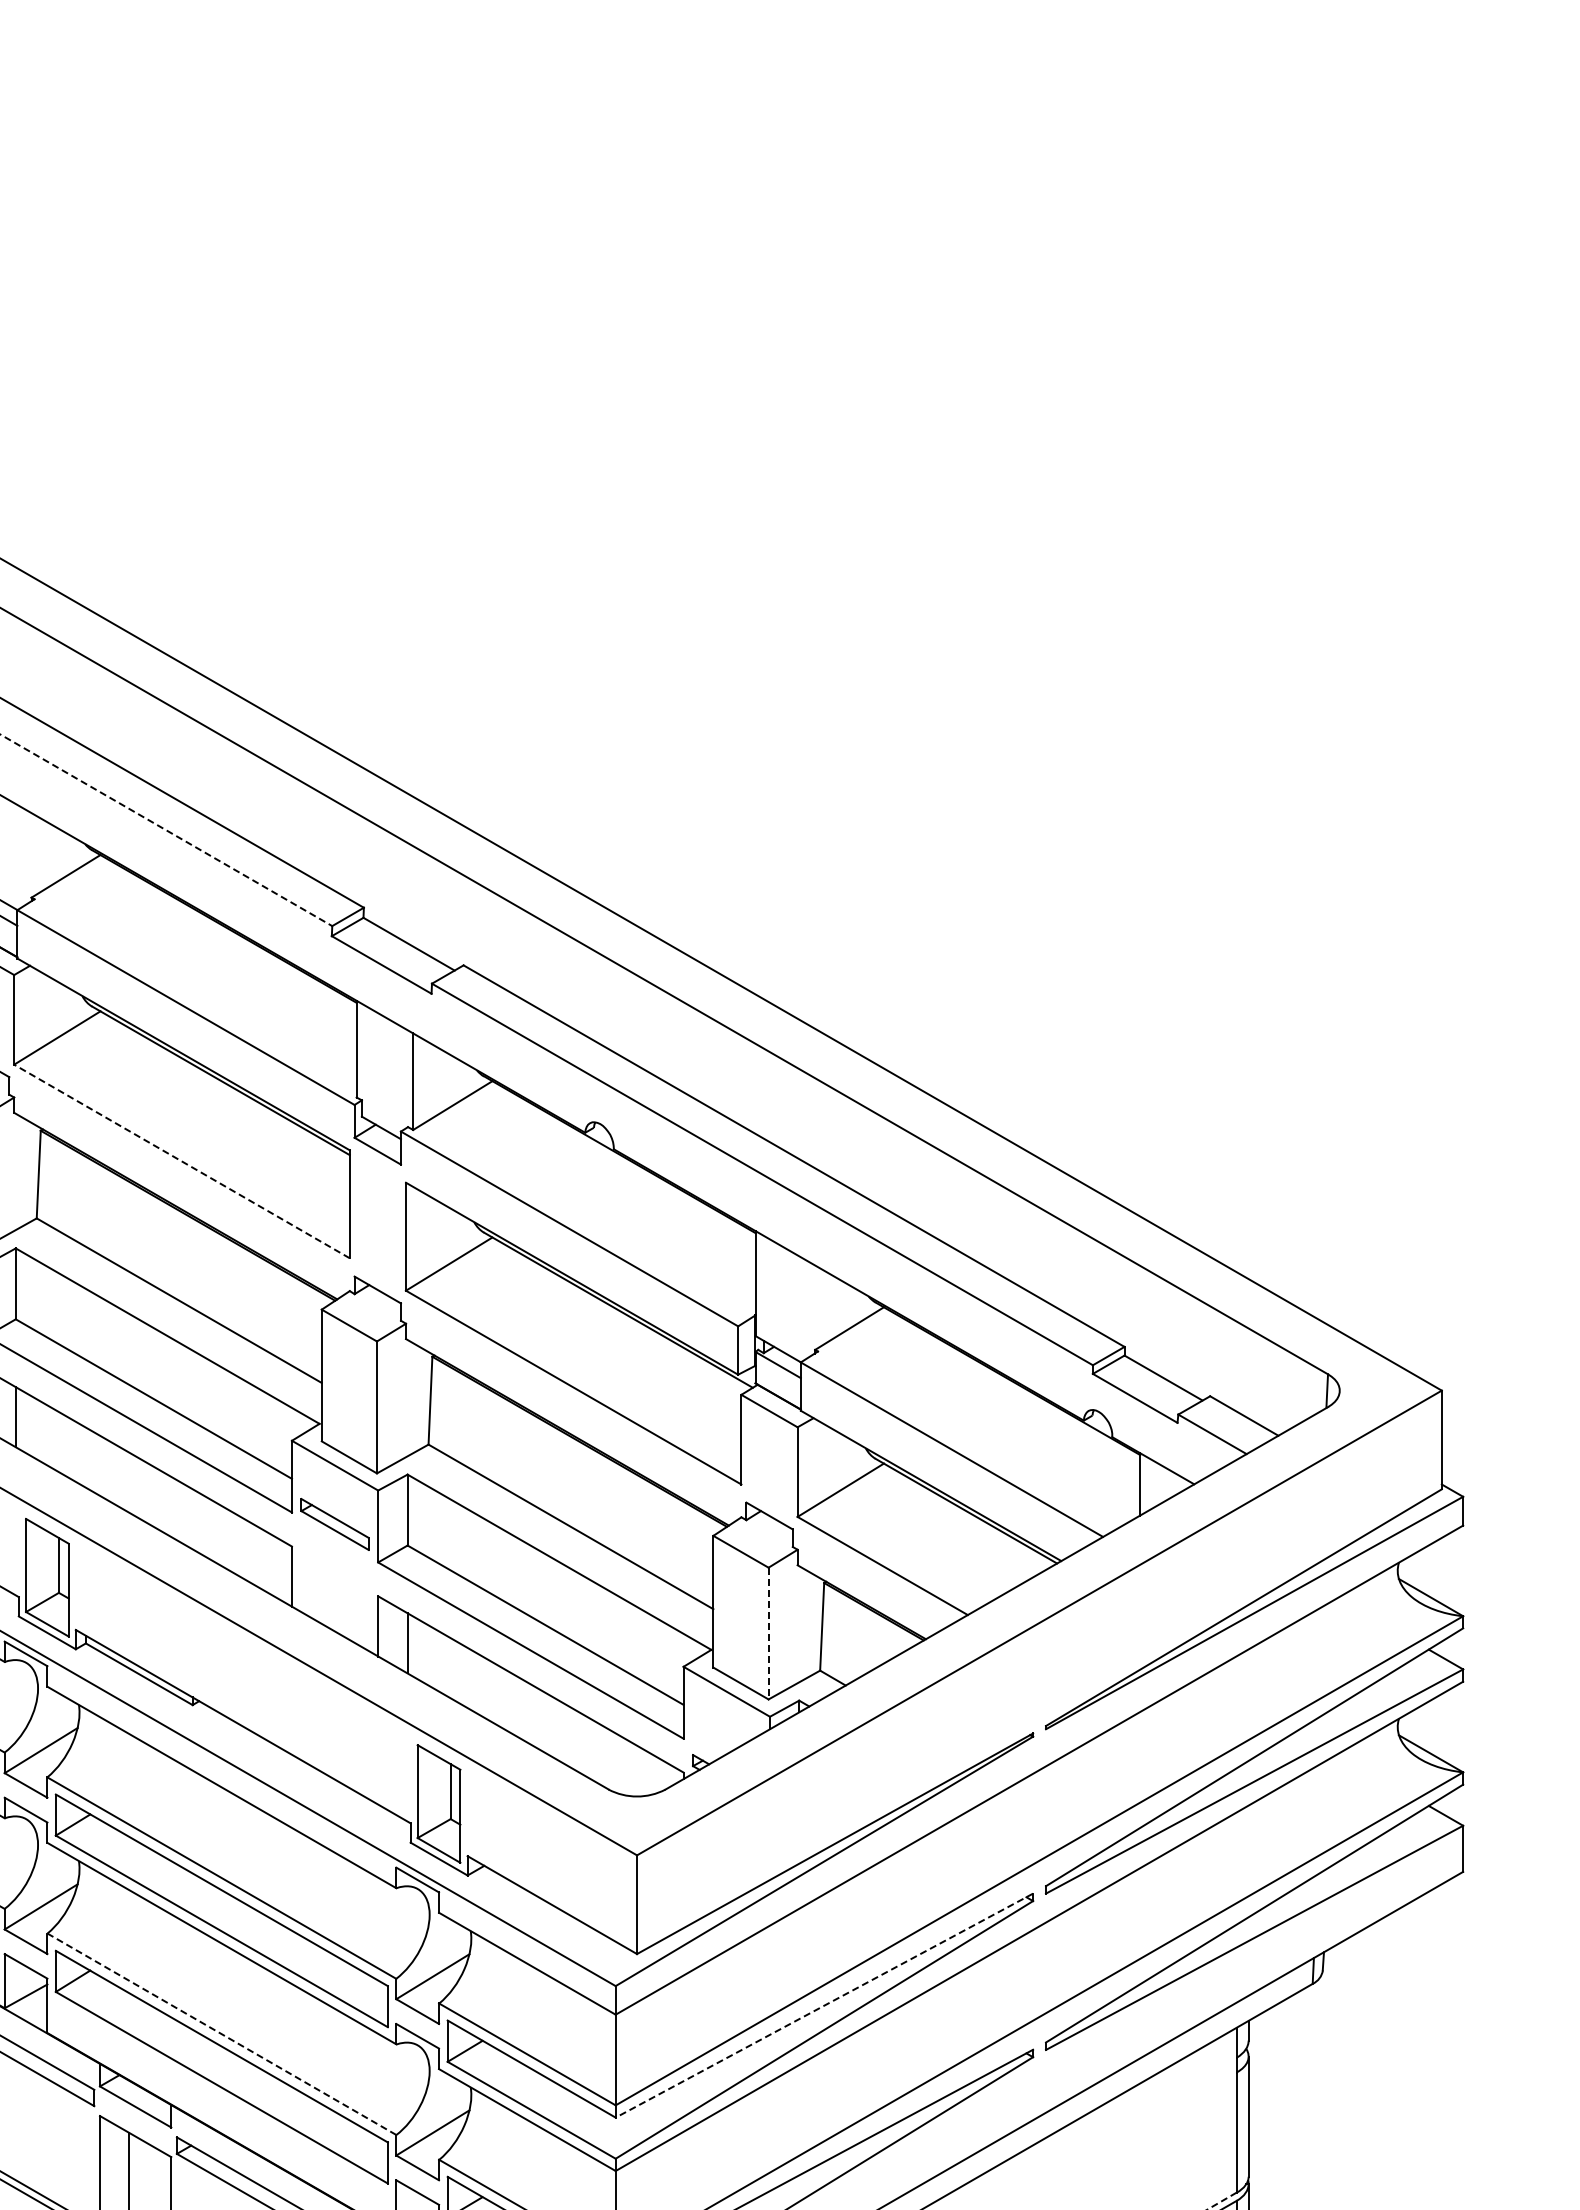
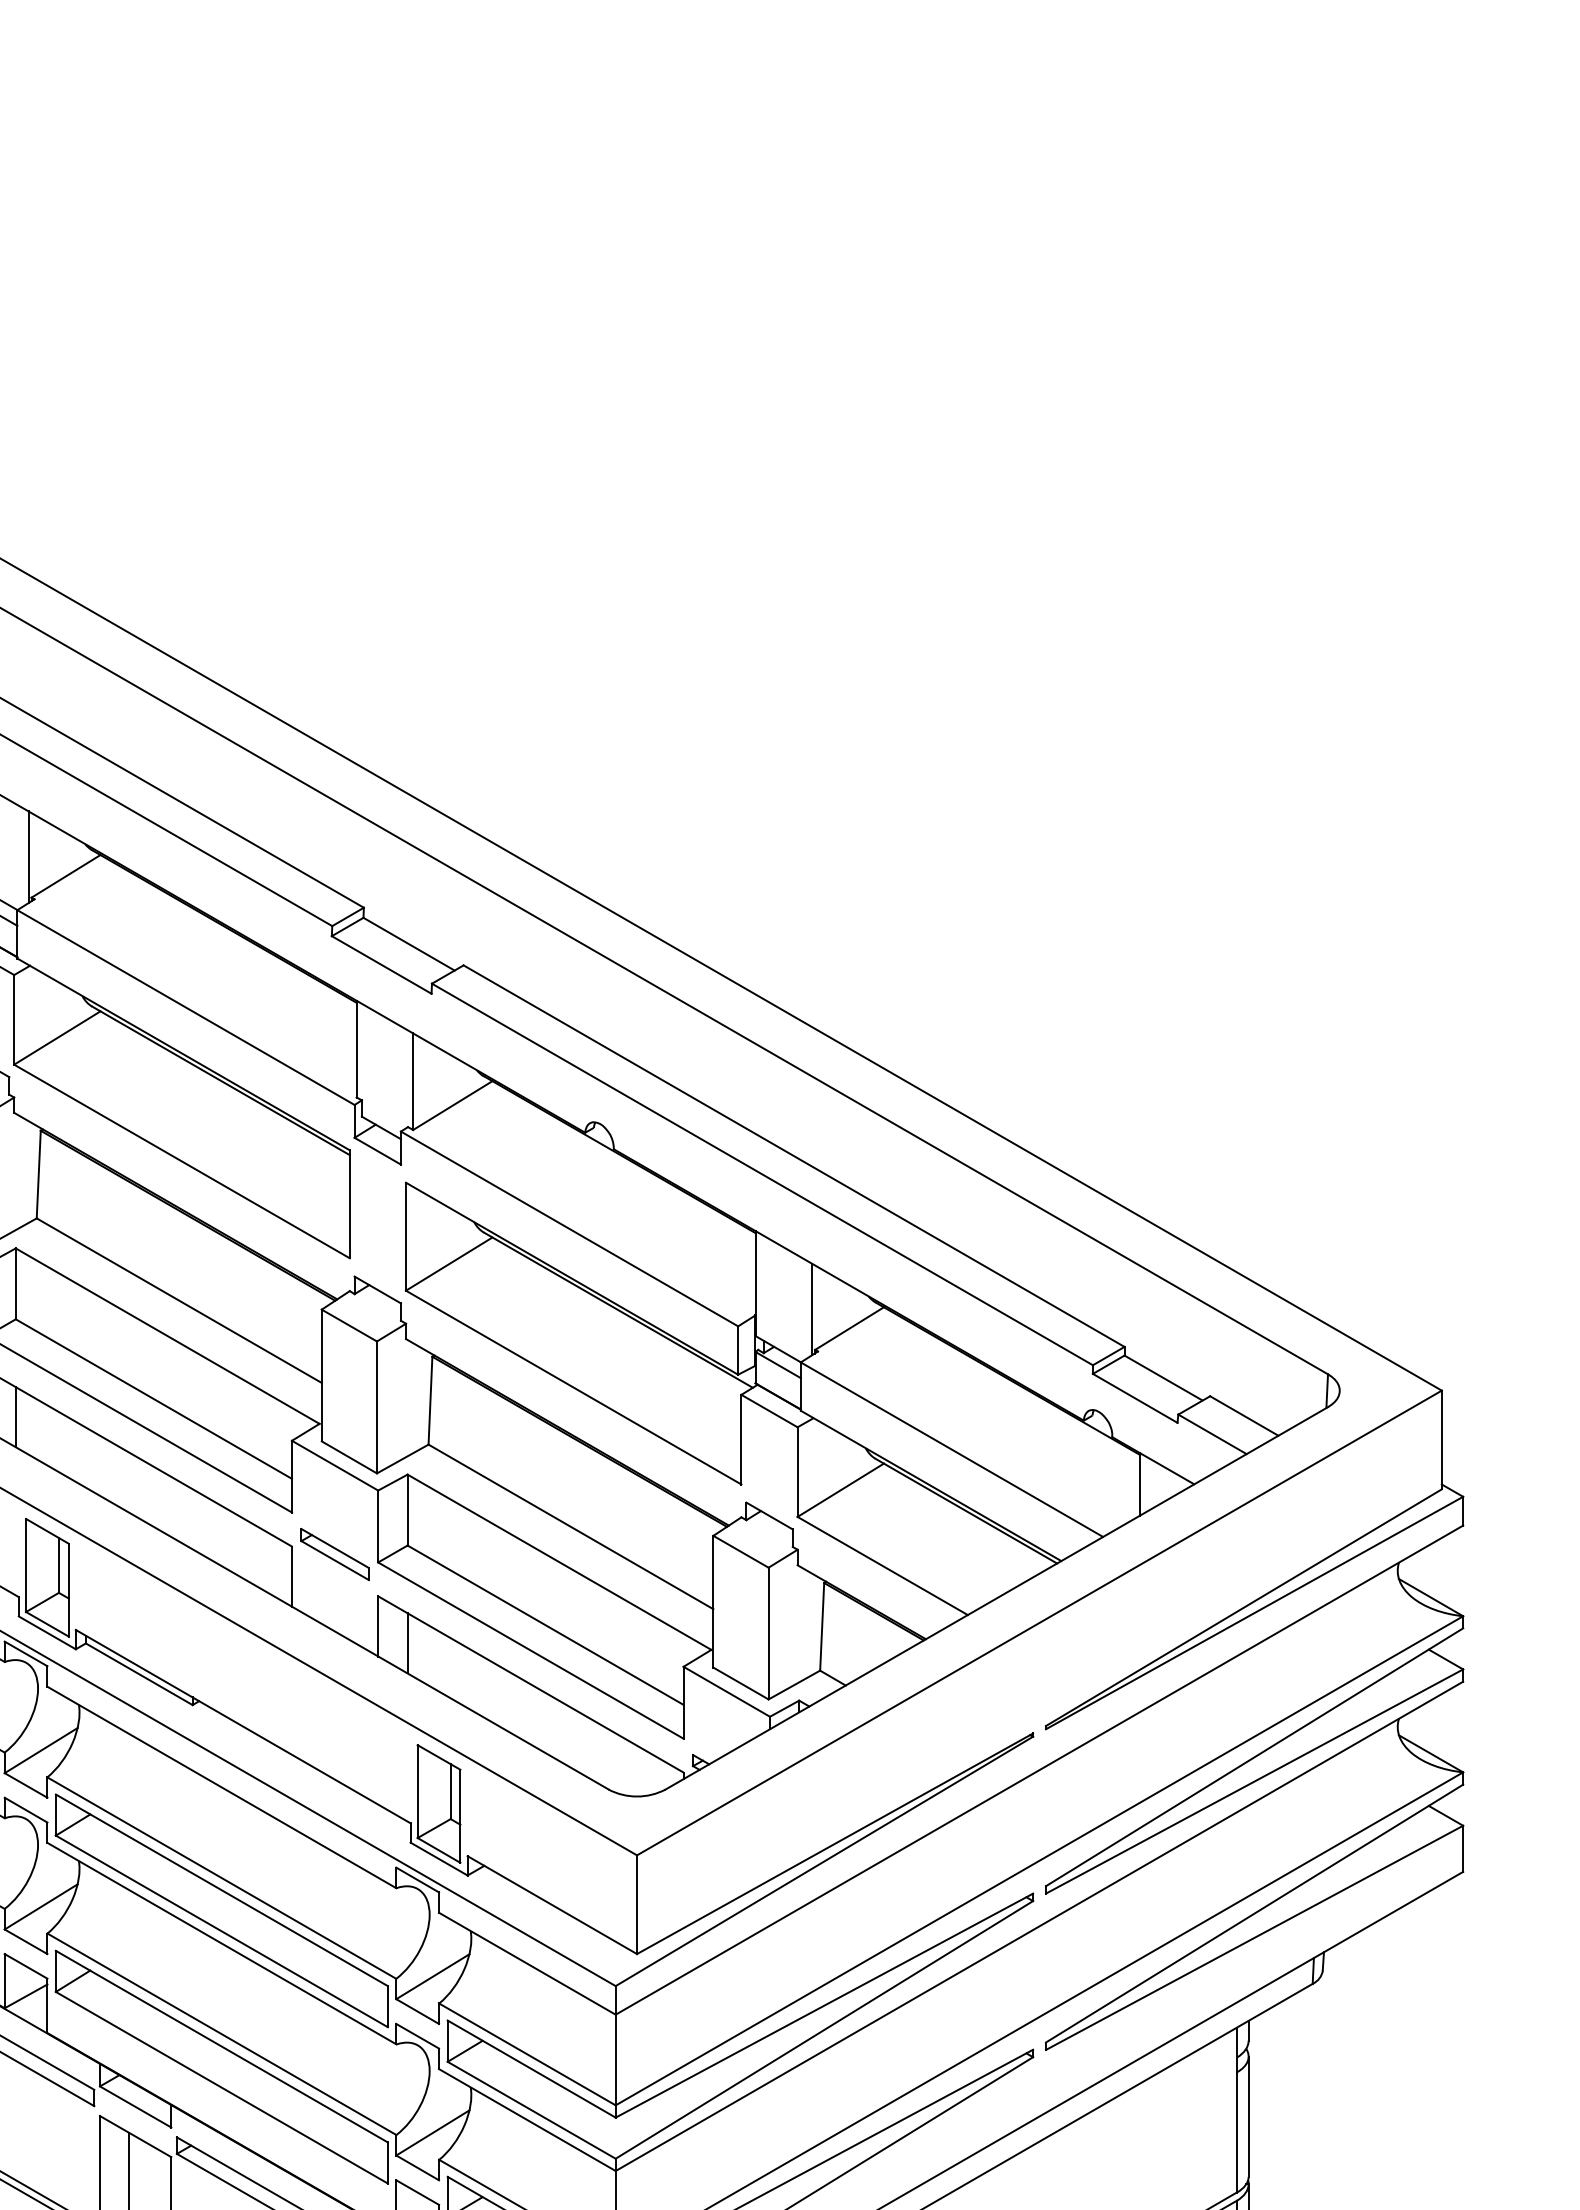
line: dashed -> solid (166, 830)
line: none -> present (28, 857)
line: dashed -> solid (181, 1161)
line: none -> present (812, 1309)
part position: (334, 1524) -> (334, 1554) (334, 1554)
line: dashed -> solid (768, 1633)
line: dashed -> solid (824, 2005)
line: dashed -> solid (221, 2034)
line: dashed -> solid (1221, 2201)
